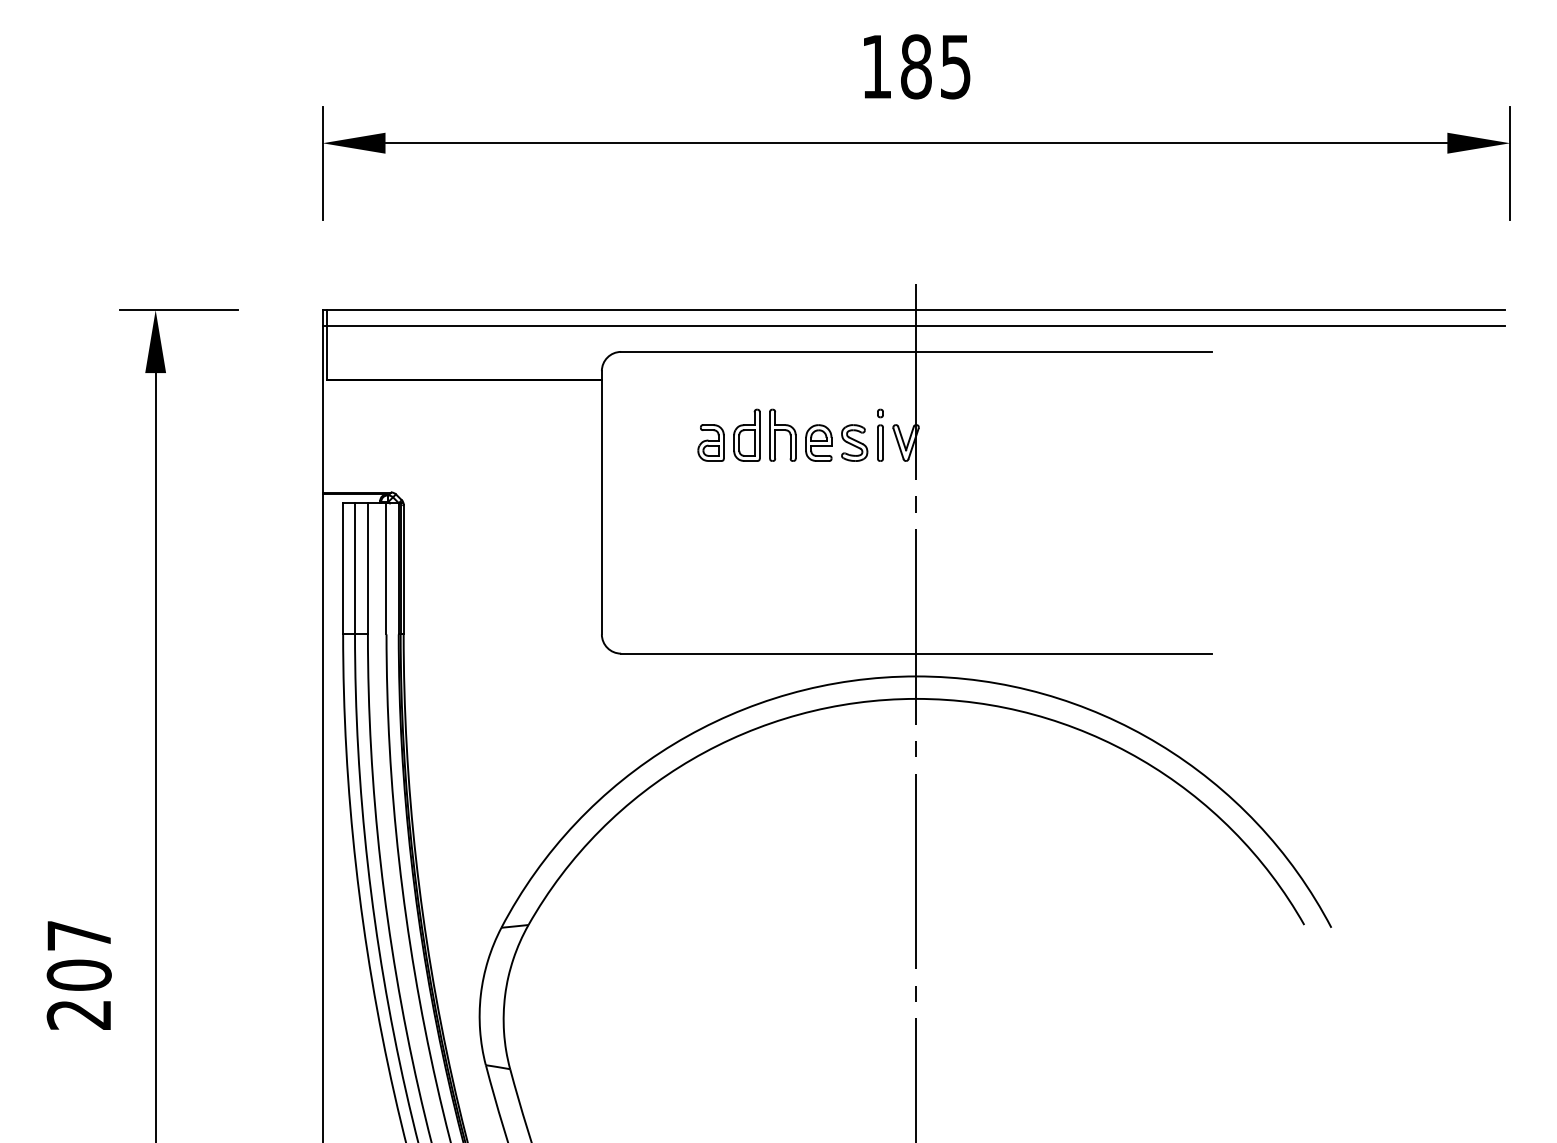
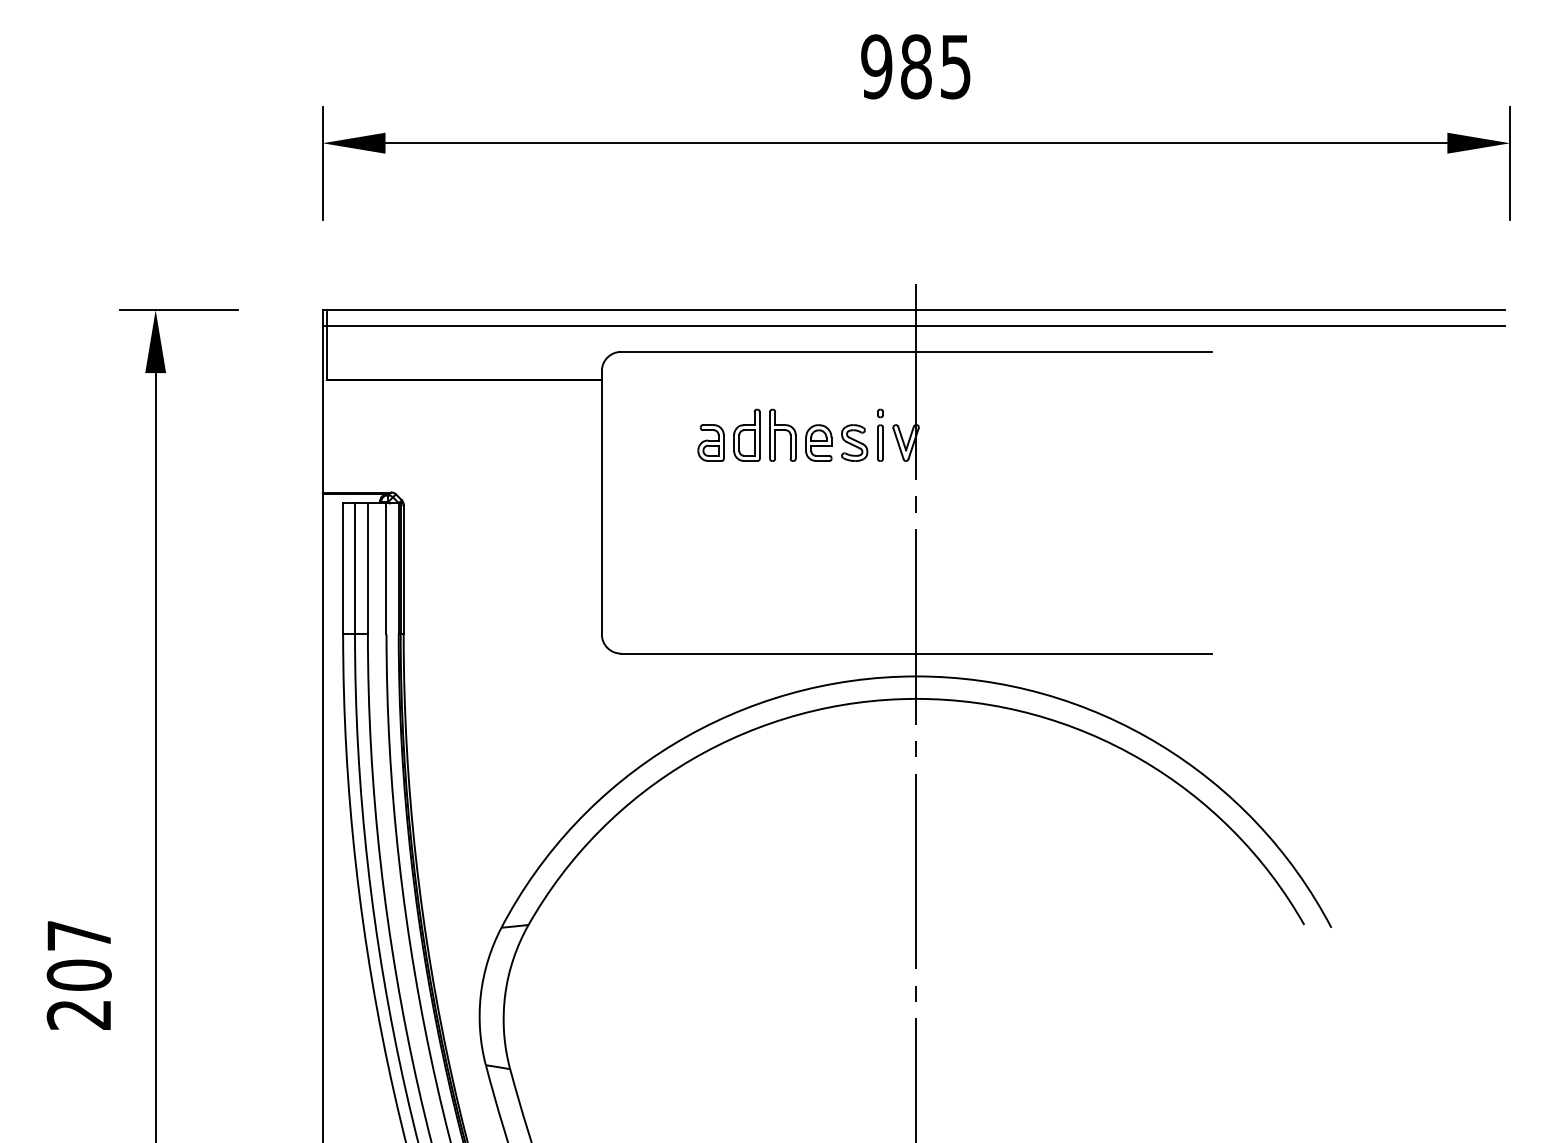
text: 185 -> 985 (876, 66)
